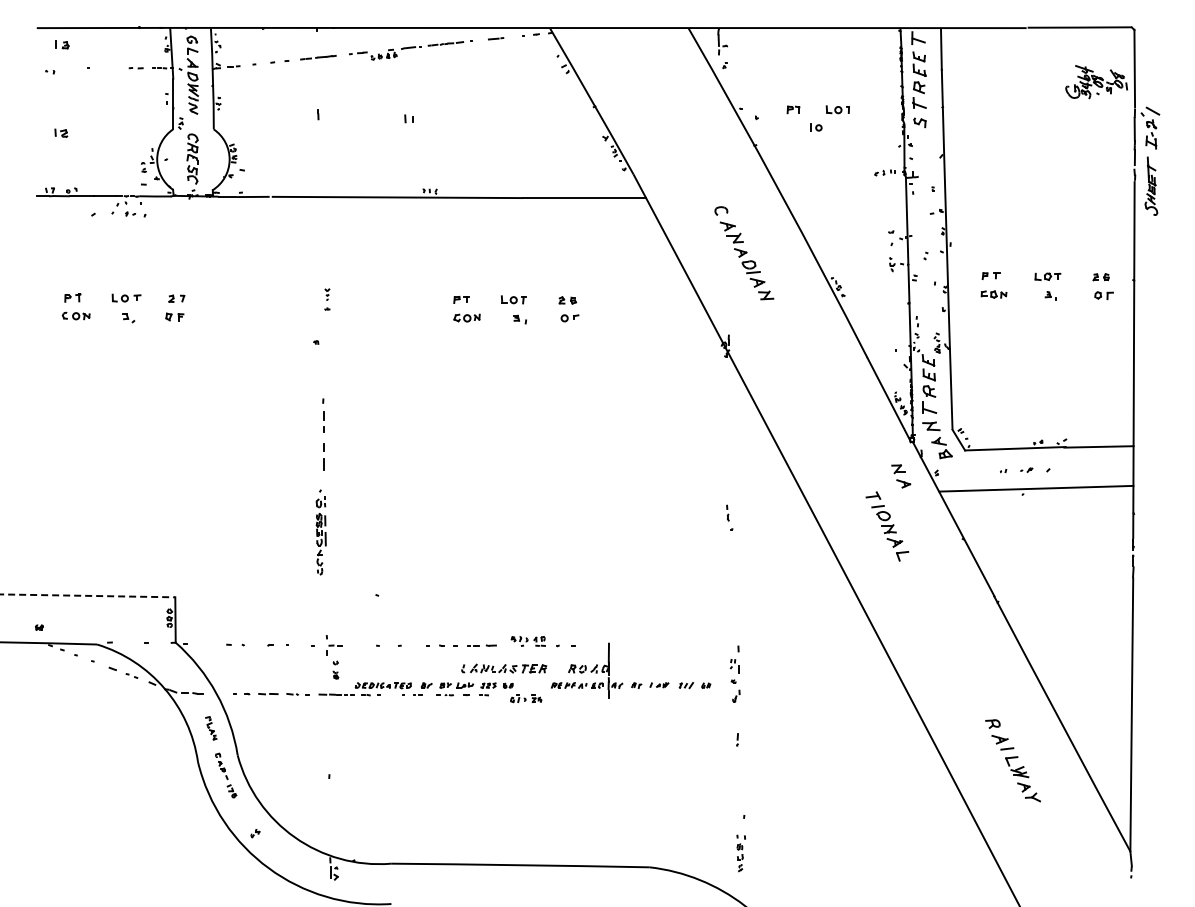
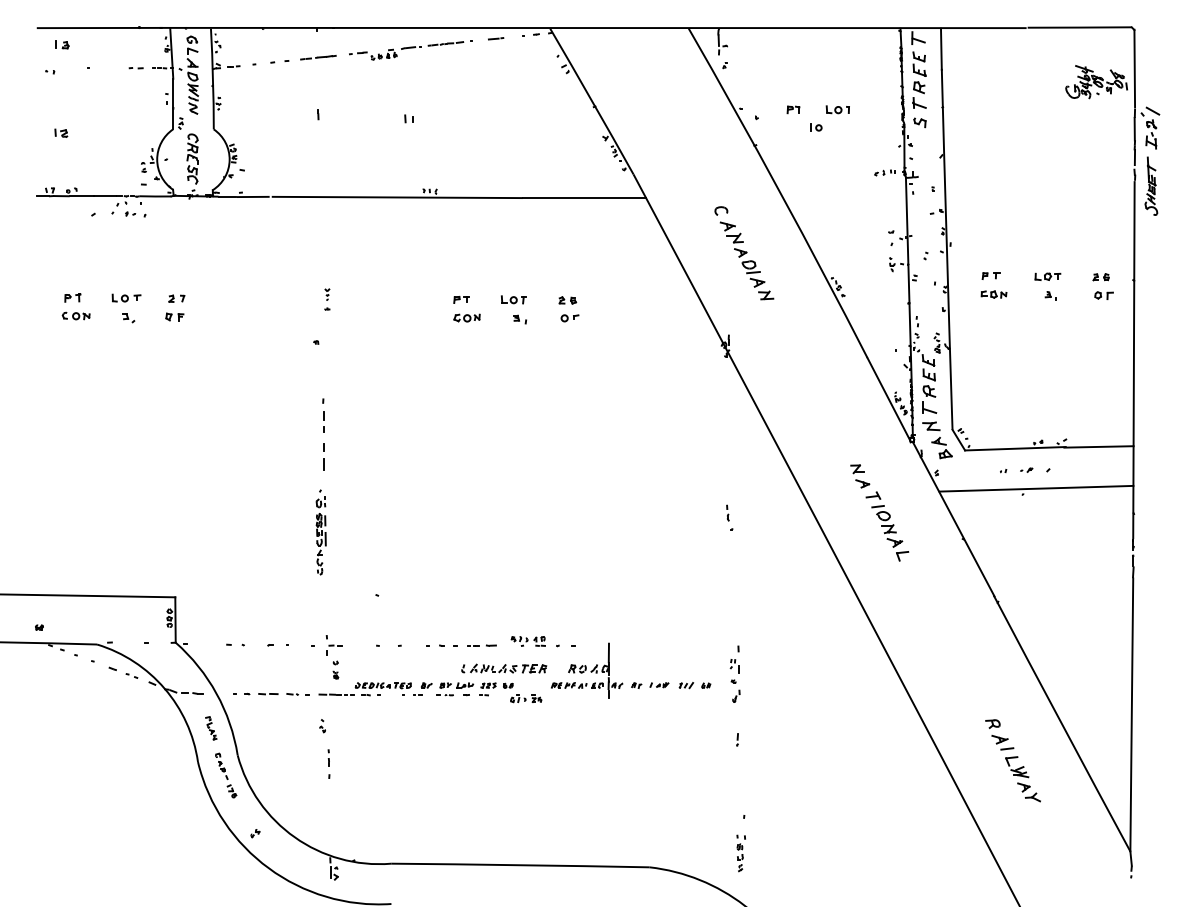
part position: (901, 476) -> (860, 476) (860, 476)
line: dashed -> solid (88, 595)
part: none -> present (322, 726)
part: none -> present (328, 757)
